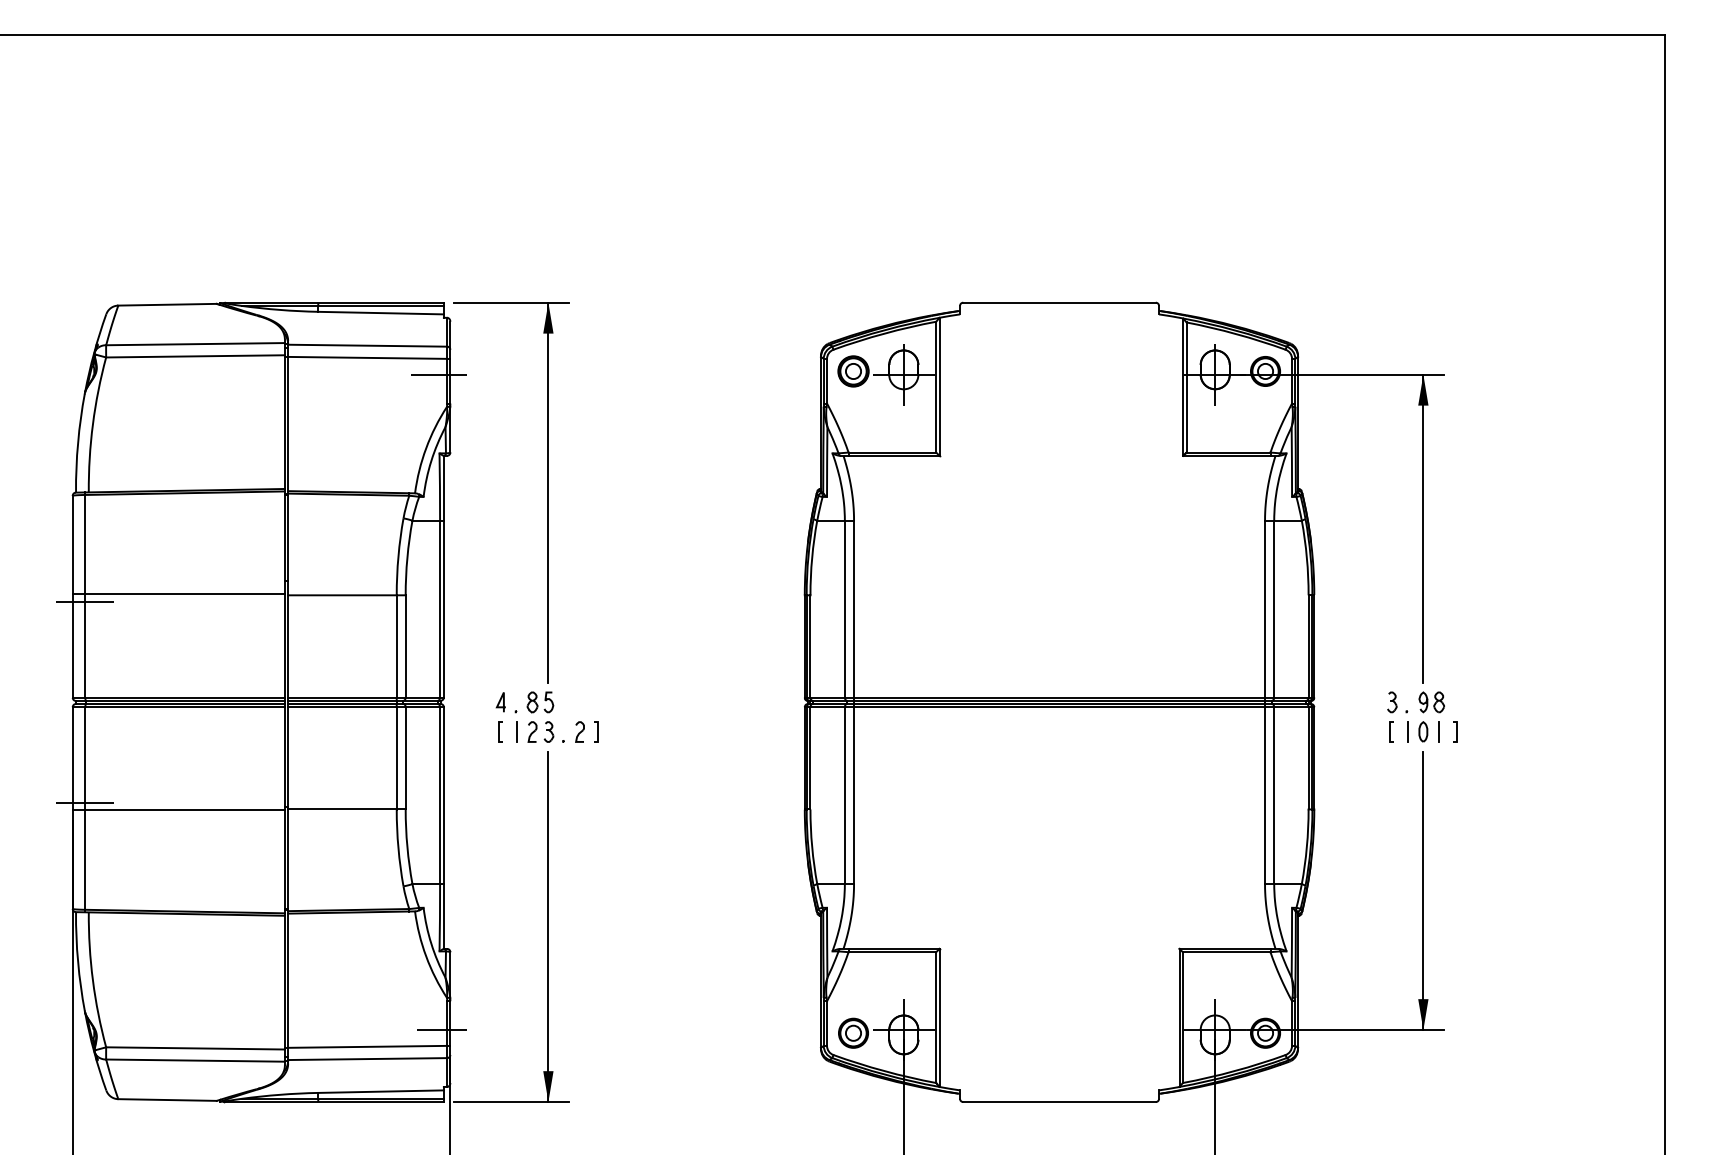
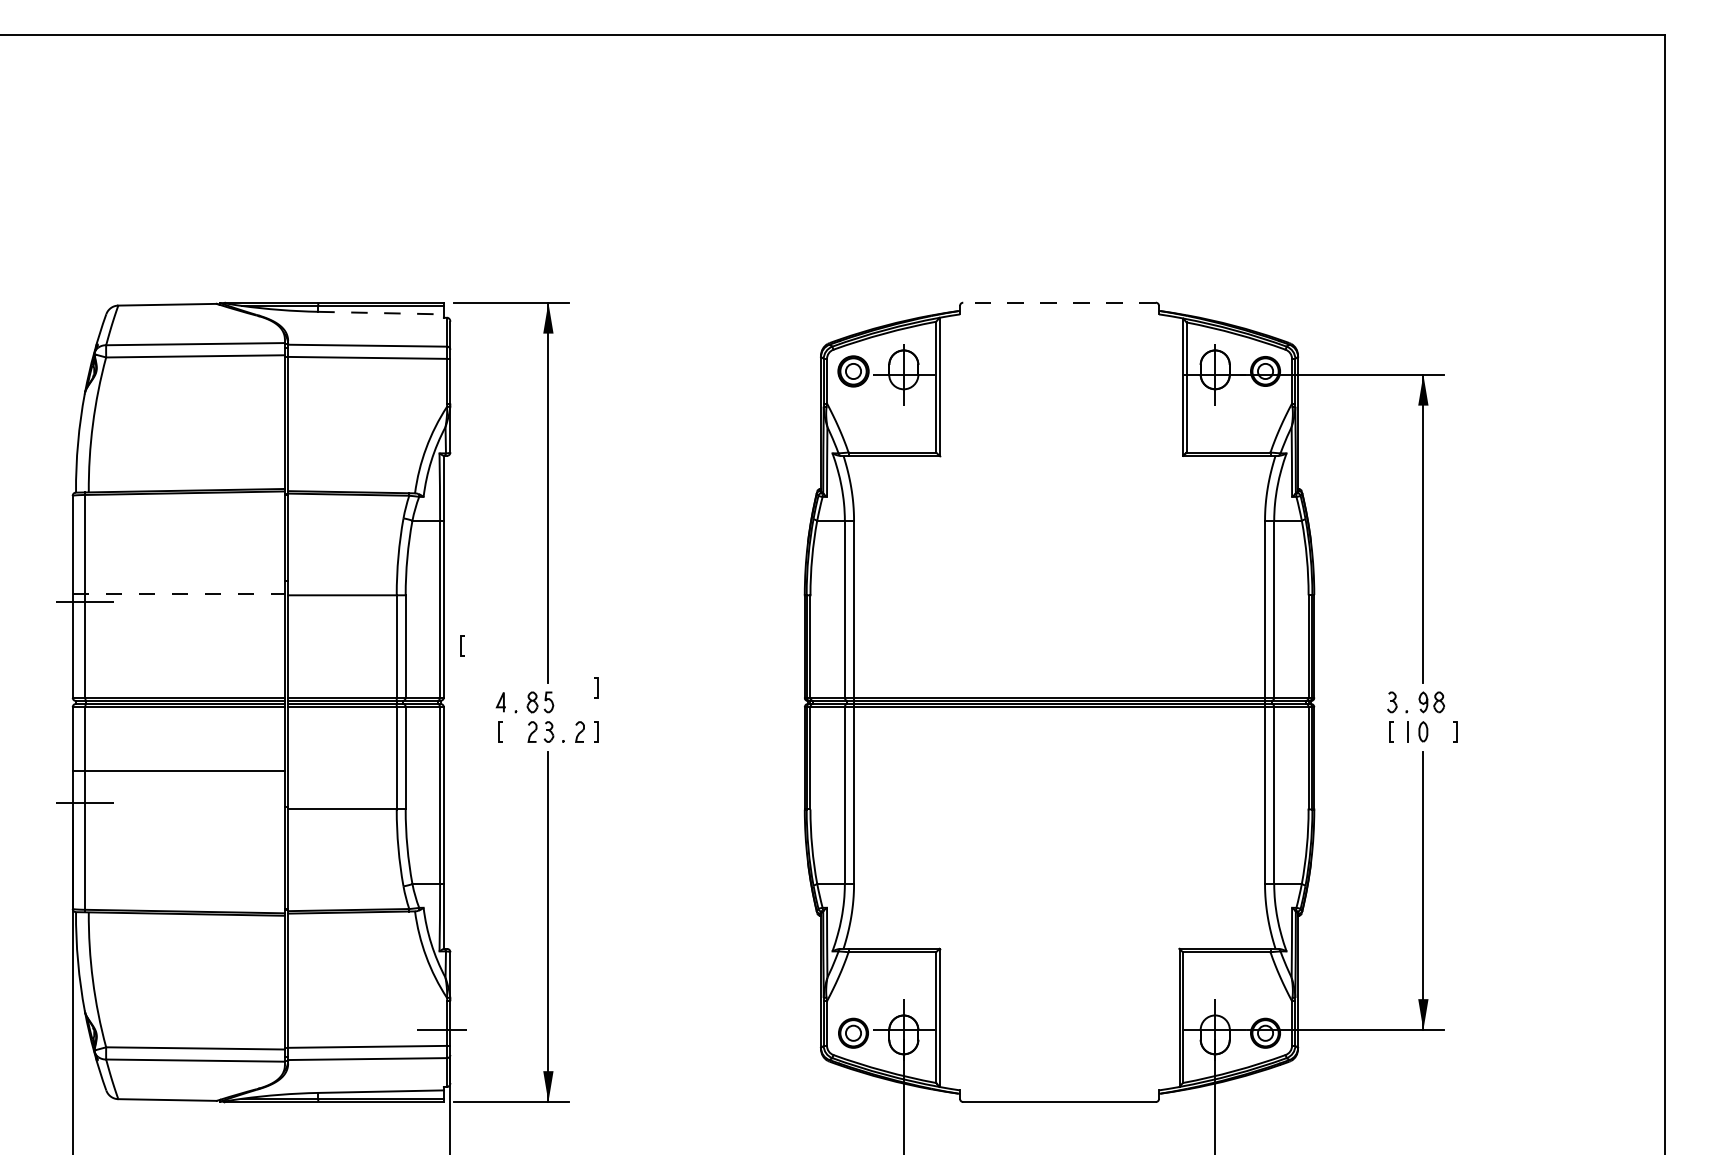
line: solid -> dashed (1059, 302)
line: solid -> dashed (381, 313)
line: present -> none (438, 374)
line: solid -> dashed (179, 594)
line: none -> present (461, 645)
line: none -> present (597, 687)
line: present -> none (516, 731)
line: present -> none (1438, 731)
line position: (178, 810) -> (178, 771) (178, 771)
